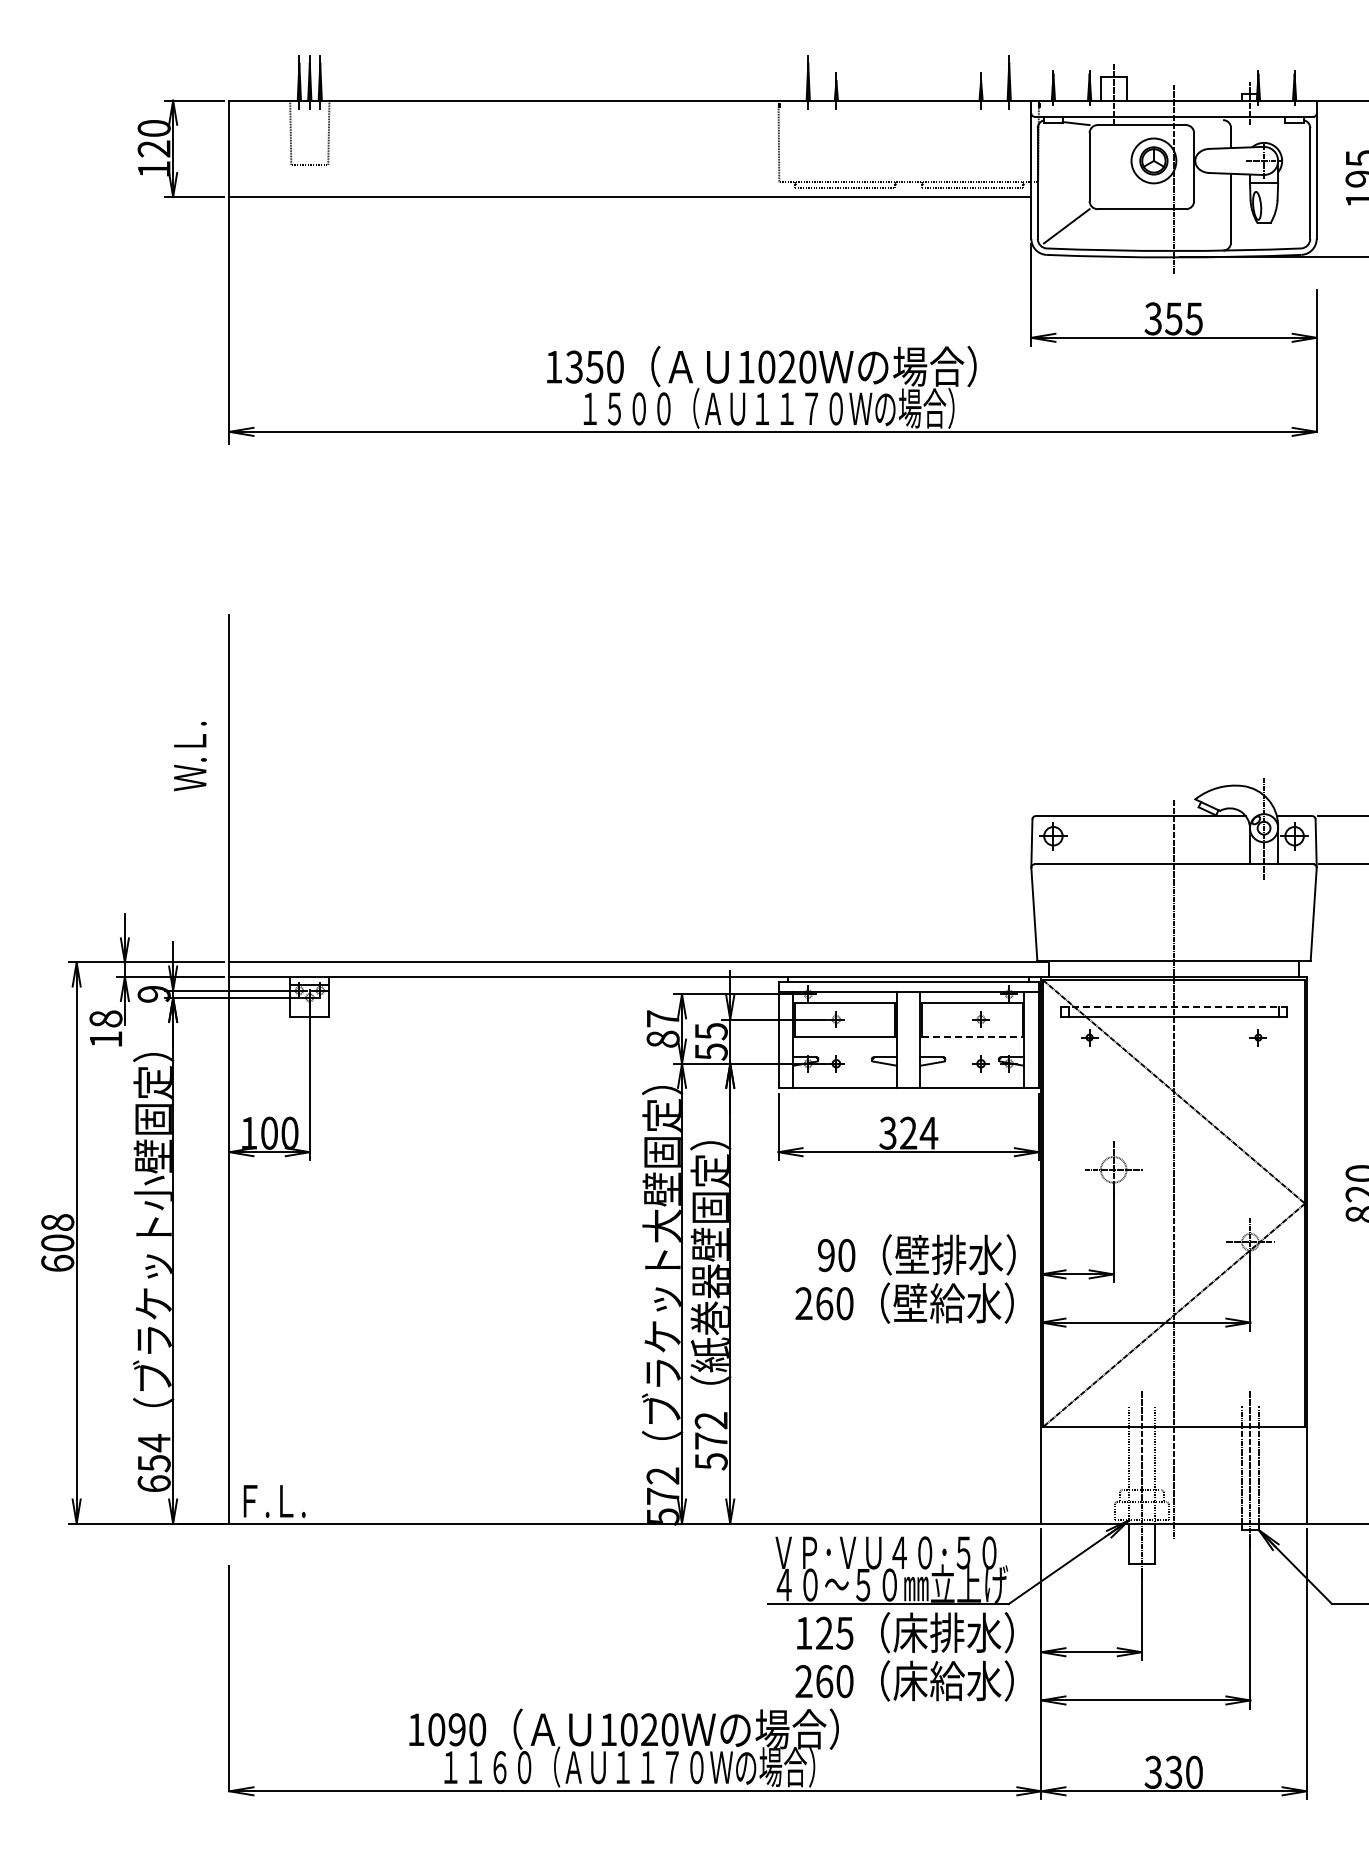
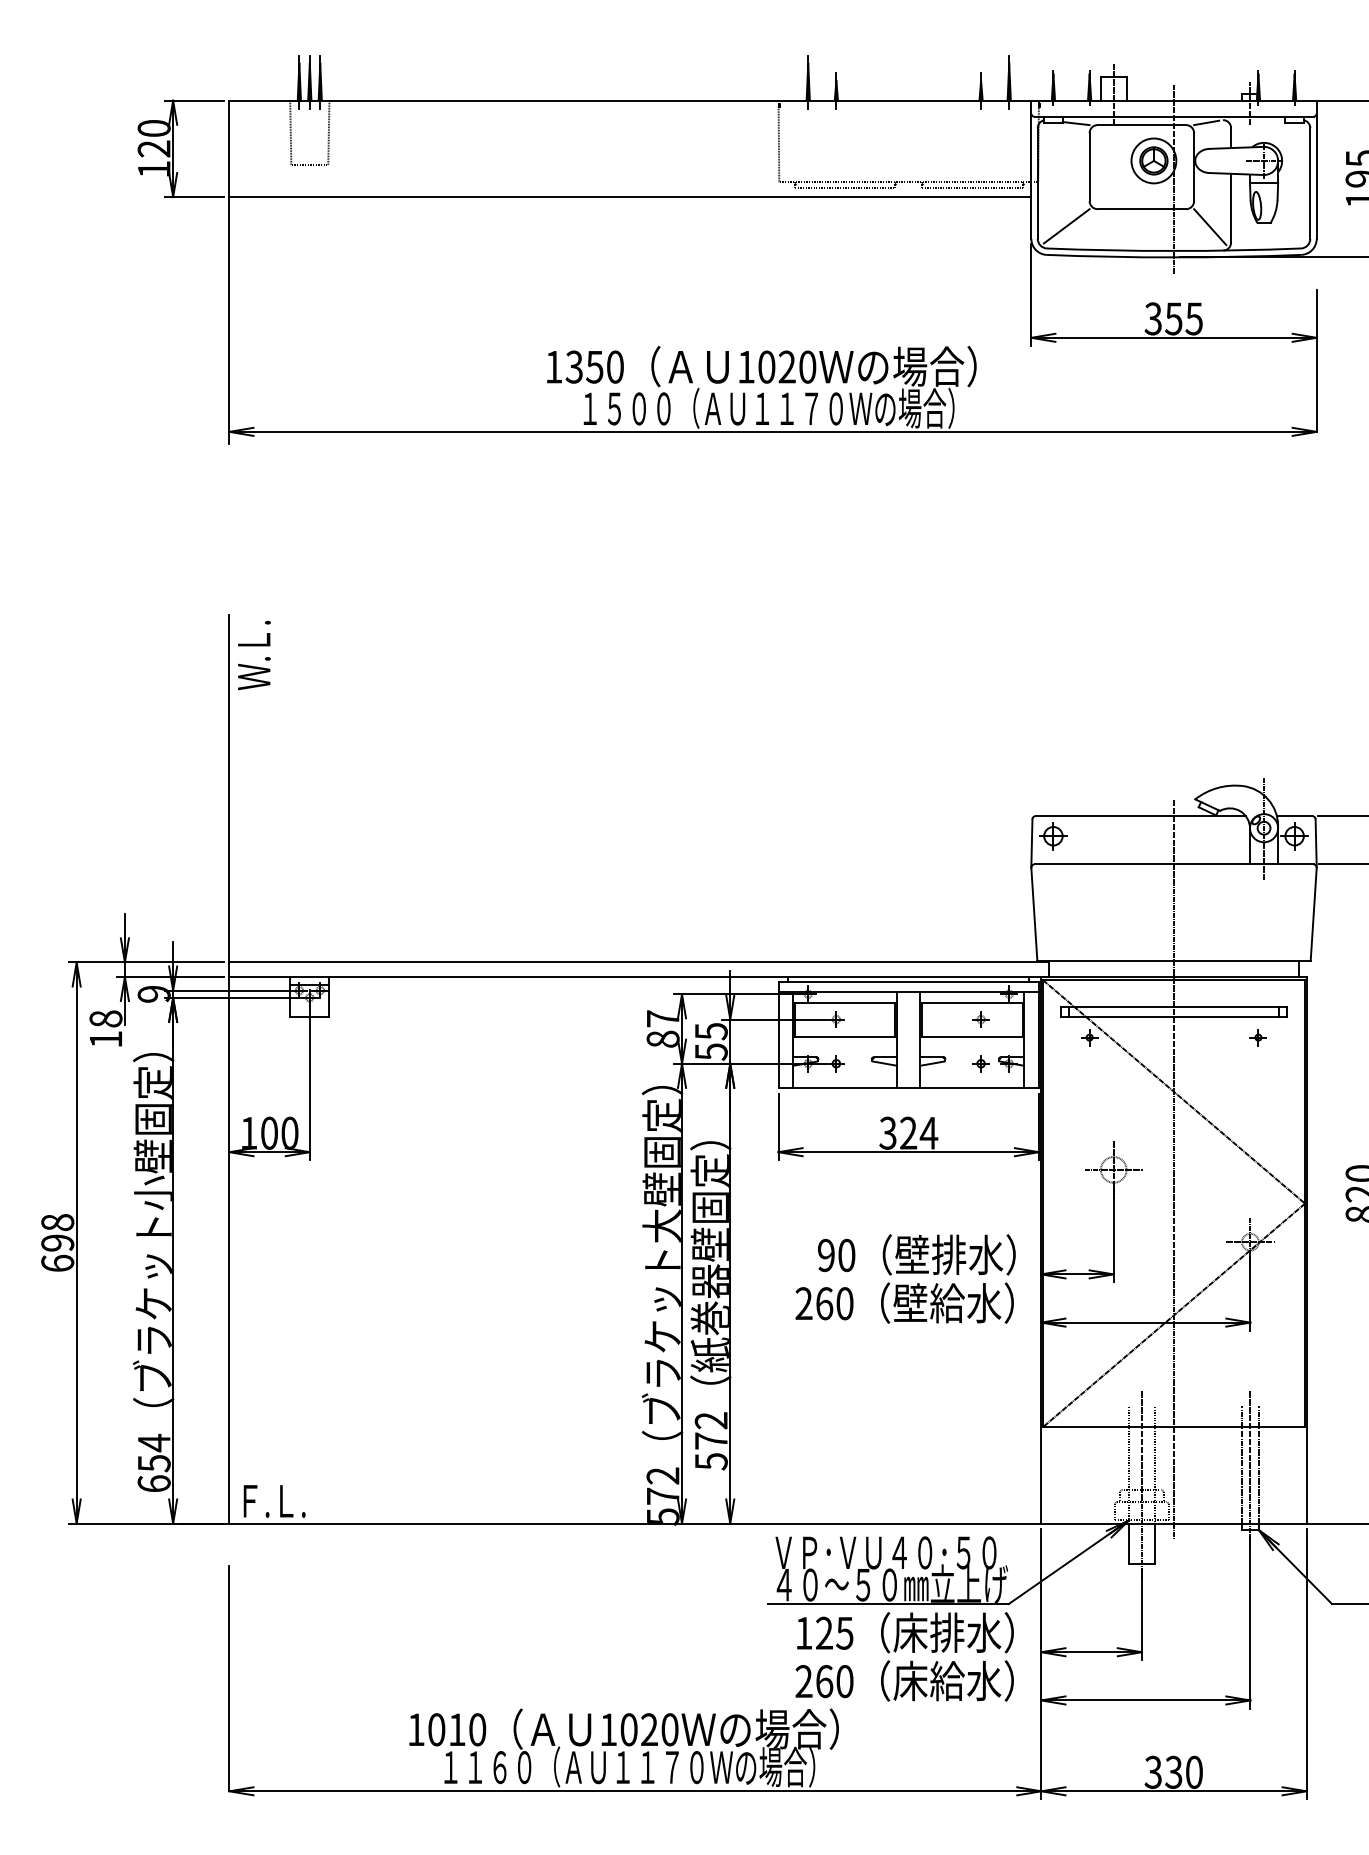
line: none -> present (1206, 122)
line: none -> present (1210, 227)
text position: (190, 756) -> (254, 655) (254, 655)
line: dashed -> solid (1174, 1007)
line: dashed -> solid (972, 1037)
text: 608 -> 698 (57, 1242)
text: 1090 -> 1010 (456, 1729)
